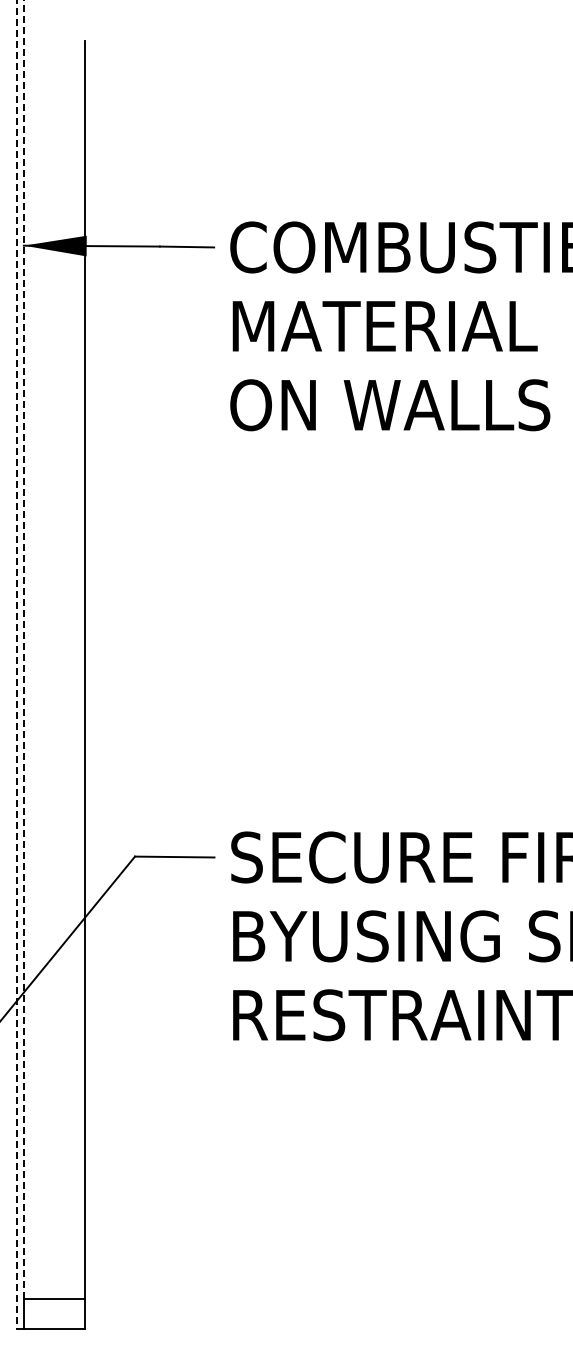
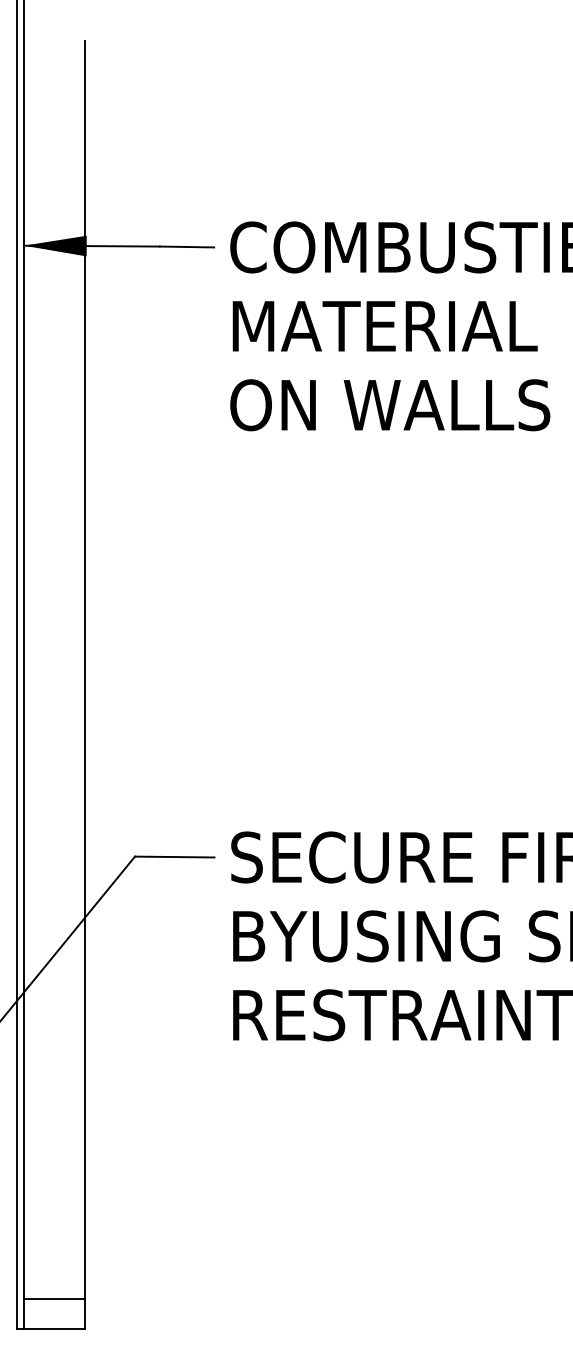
line: dashed -> solid (23, 649)
line: dashed -> solid (17, 665)
